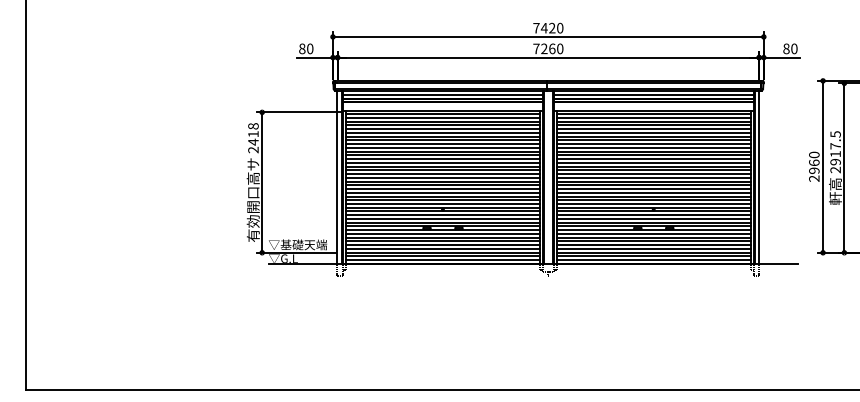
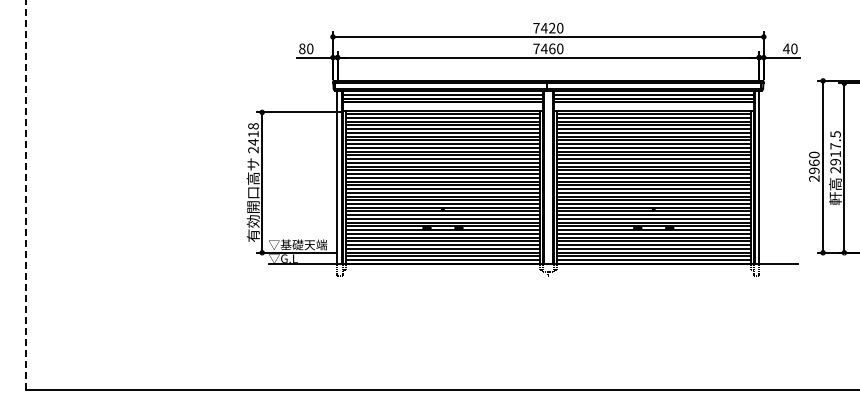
text: 7260 -> 7460 (543, 48)
text: 80 -> 40 (786, 48)
line: solid -> dashed (25, 194)
